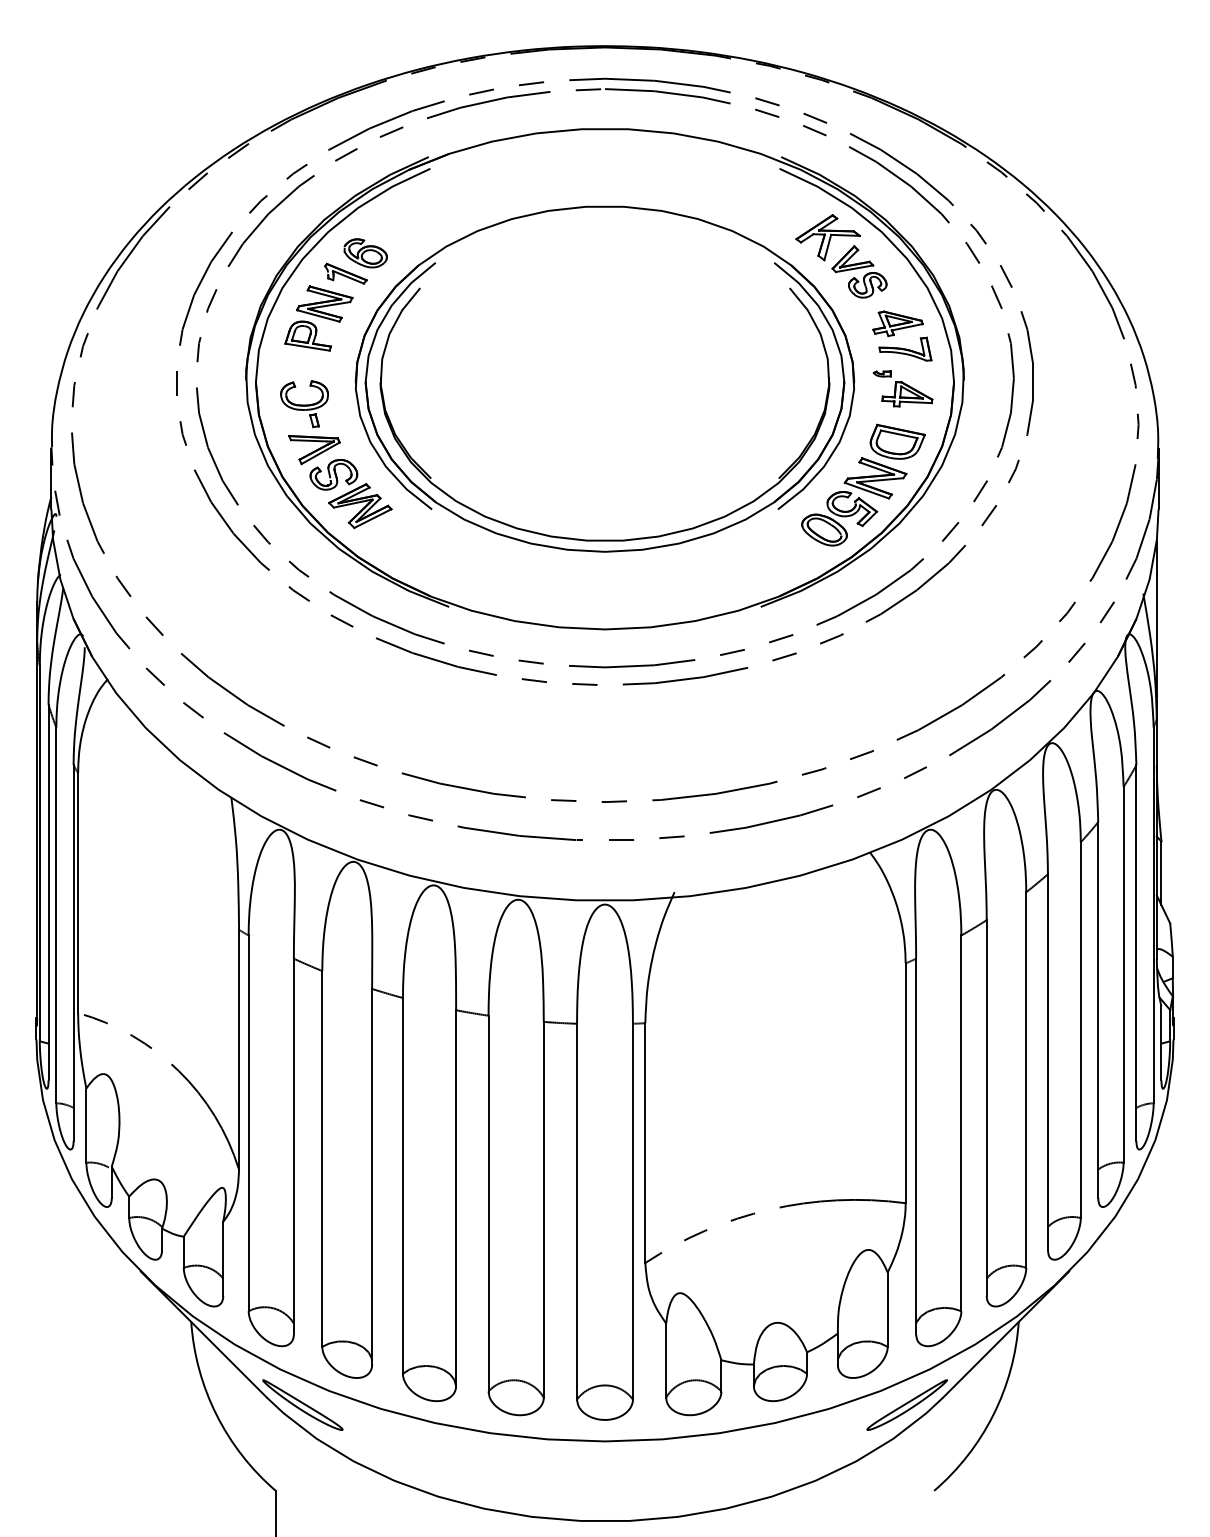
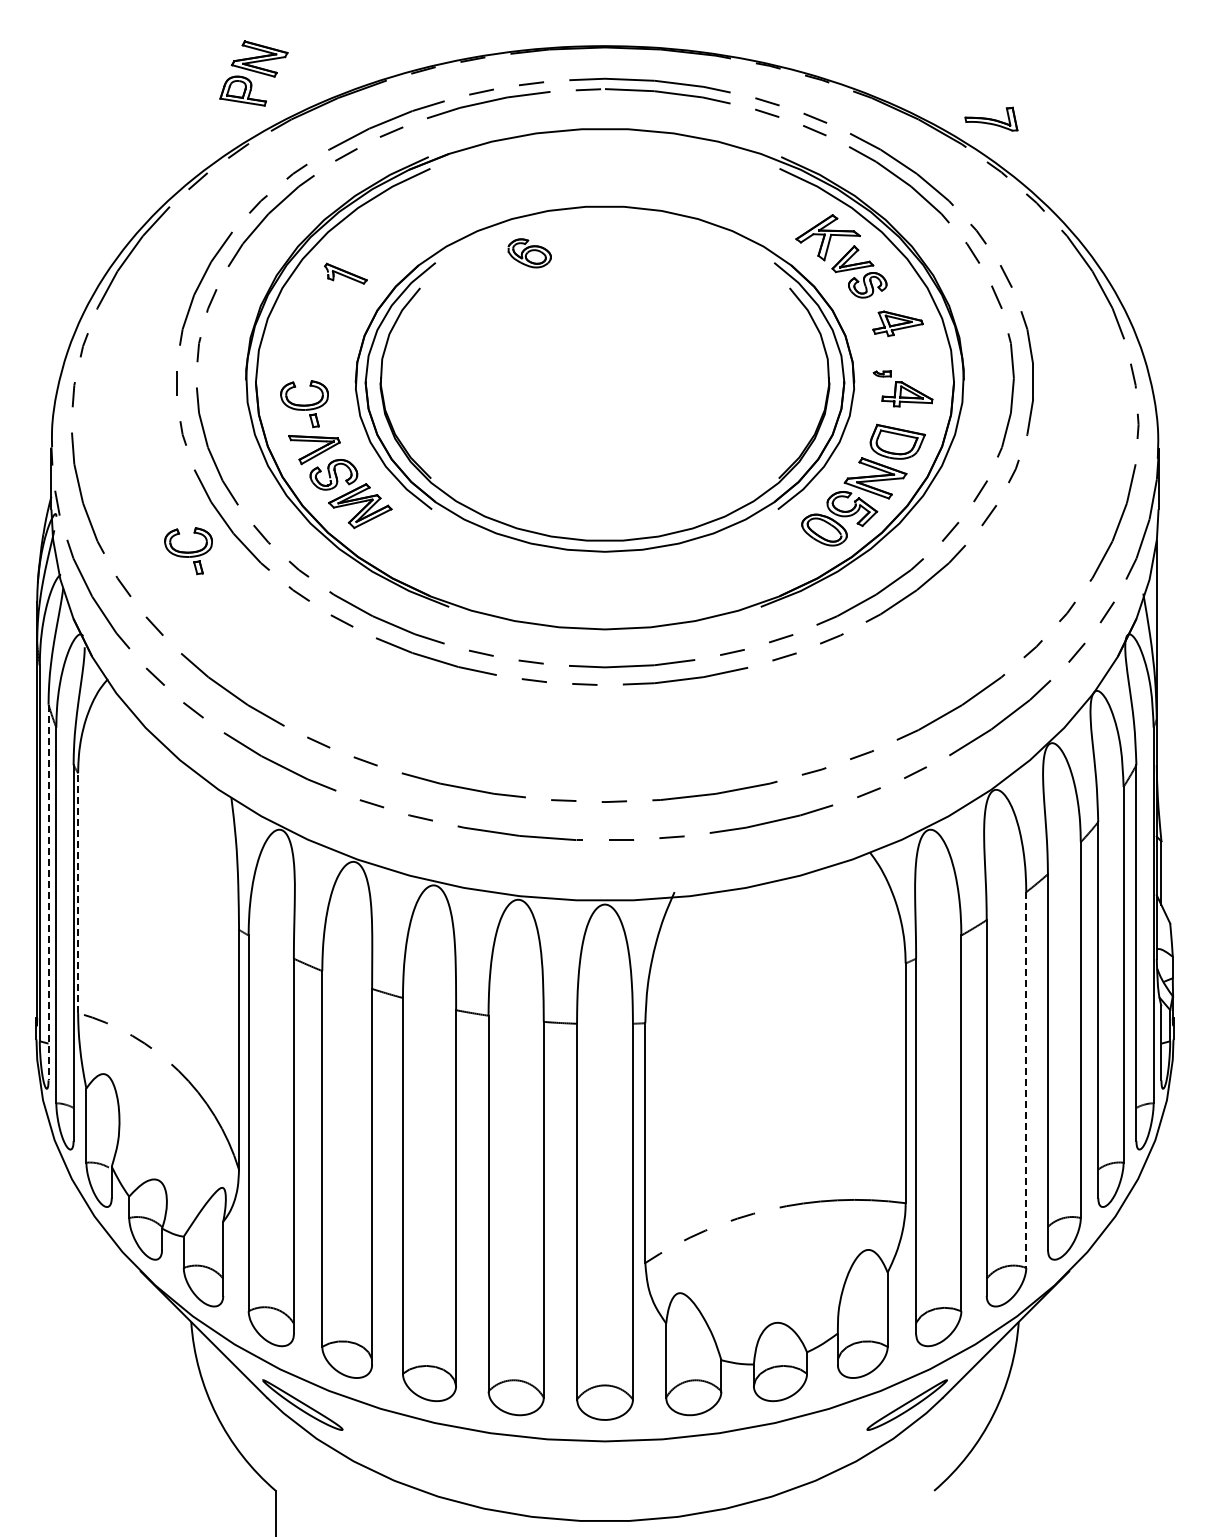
part position: (365, 253) -> (529, 253) (529, 253)
part position: (318, 318) -> (253, 73) (253, 73)
part position: (905, 348) -> (991, 118) (991, 118)
part: none -> present (188, 551)
line: solid -> dashed (48, 892)
line: solid -> dashed (78, 893)
line: solid -> dashed (1026, 1080)
